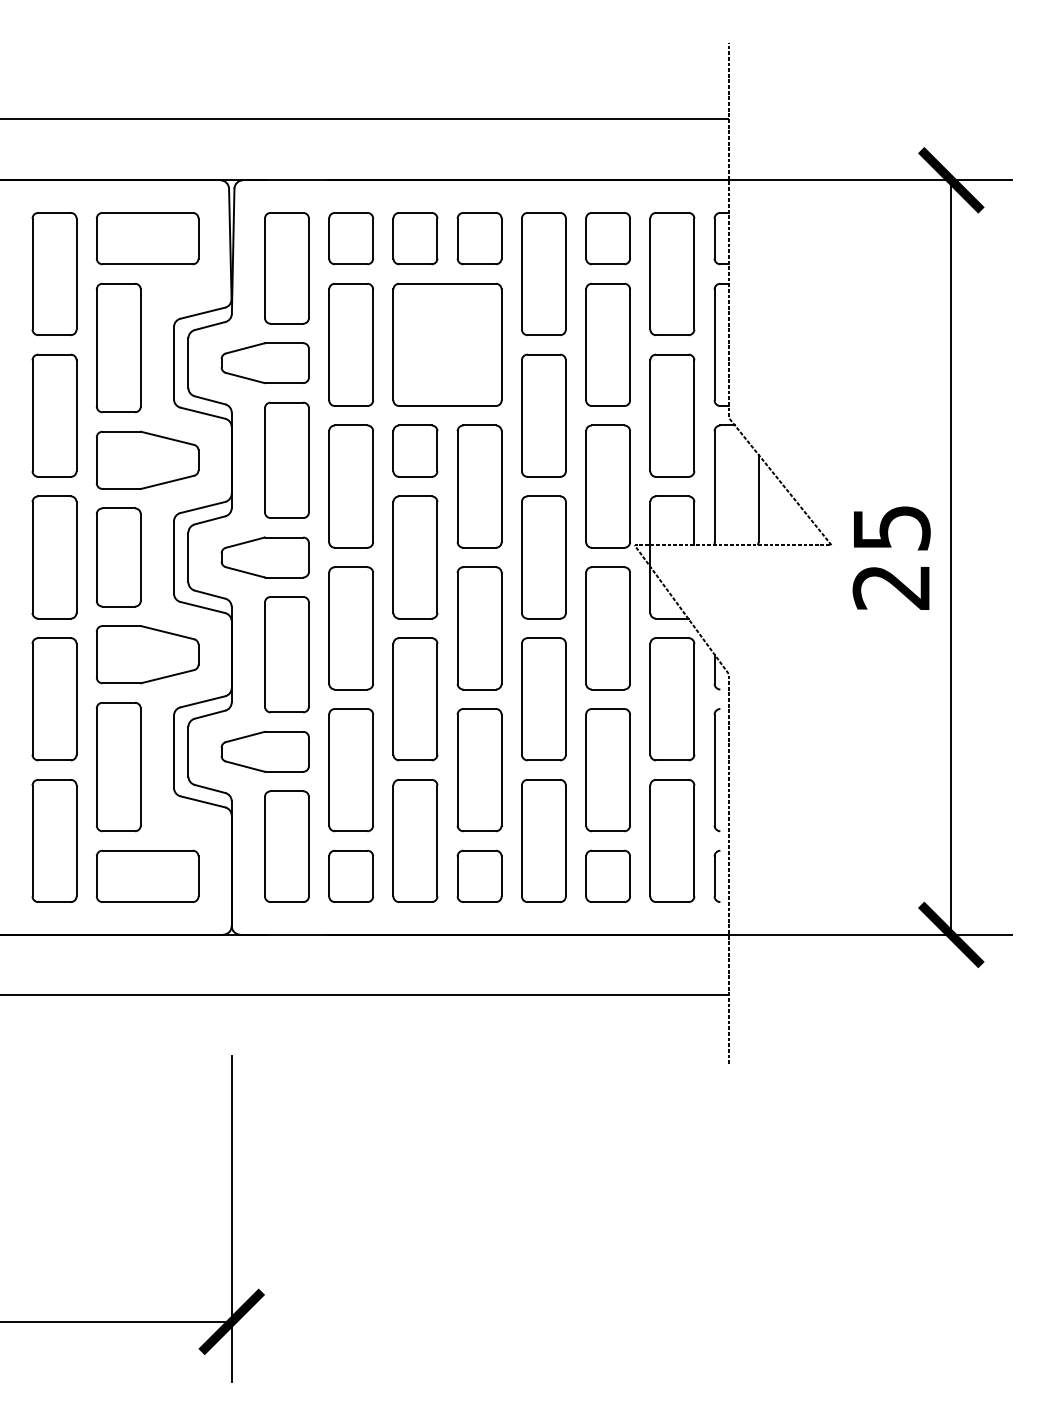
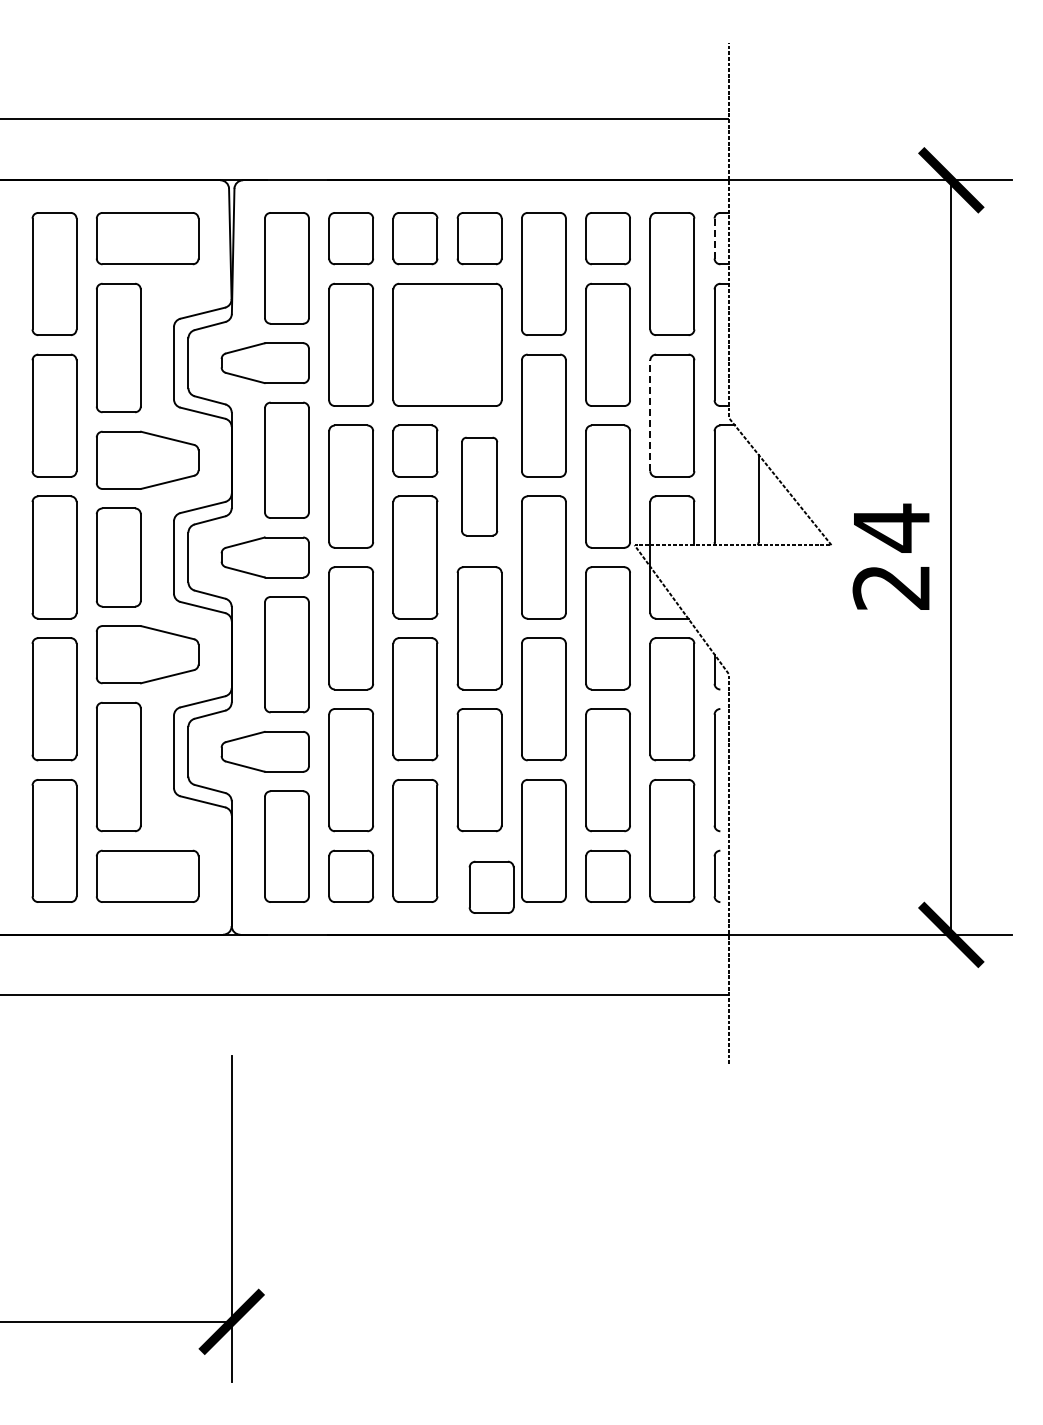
line: solid -> dashed (714, 238)
line: solid -> dashed (650, 415)
part size: 47x125 px -> 38x101 px (479, 486)
text: 25 -> 24 (892, 527)
part position: (479, 875) -> (491, 886) (491, 886)
